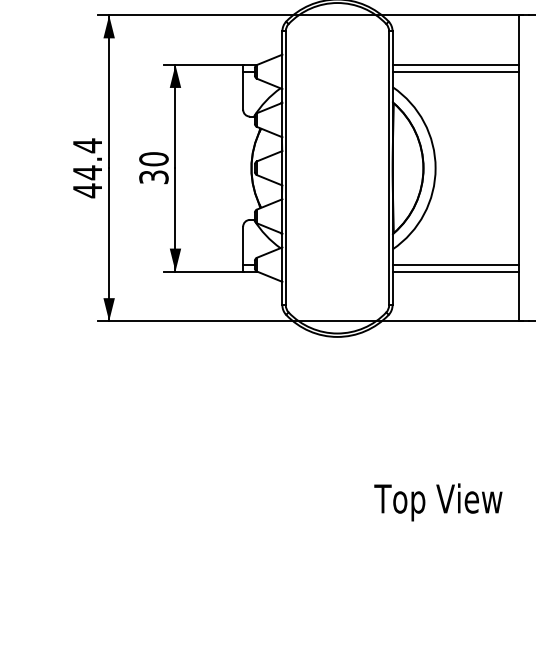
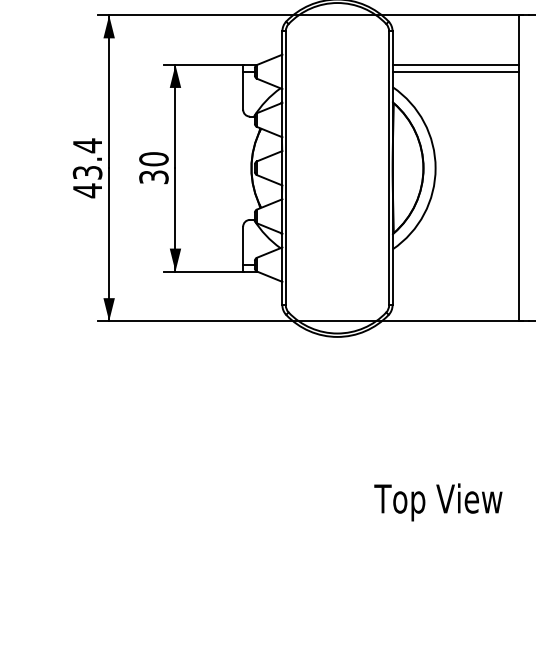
text: 44.4 -> 43.4 (87, 172)
line: present -> none (455, 264)
line: present -> none (455, 271)
